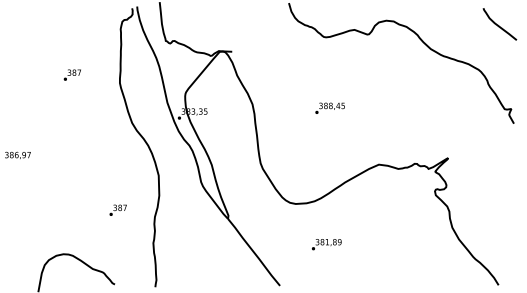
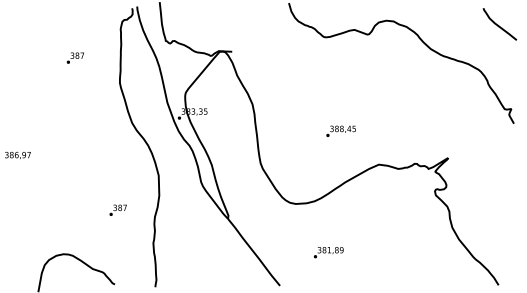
text position: (71, 74) -> (74, 57) (74, 57)
text position: (329, 107) -> (340, 130) (340, 130)
text position: (326, 244) -> (328, 252) (328, 252)
